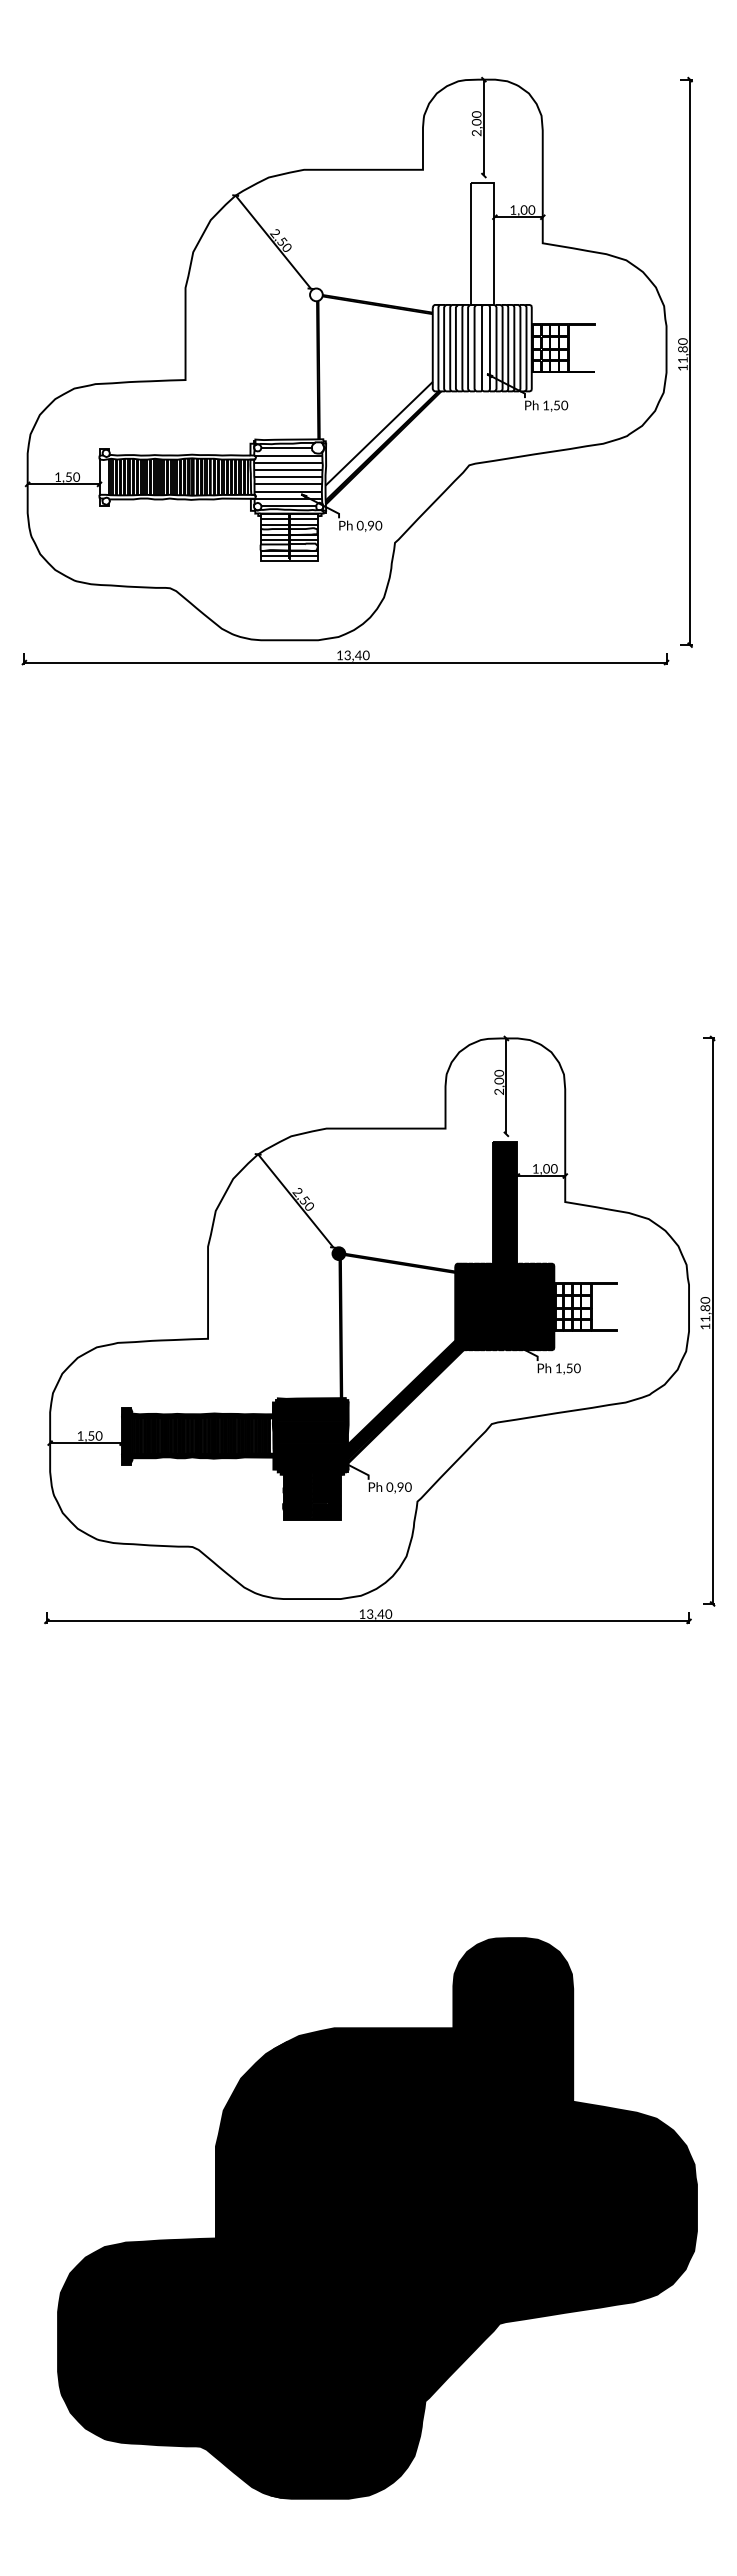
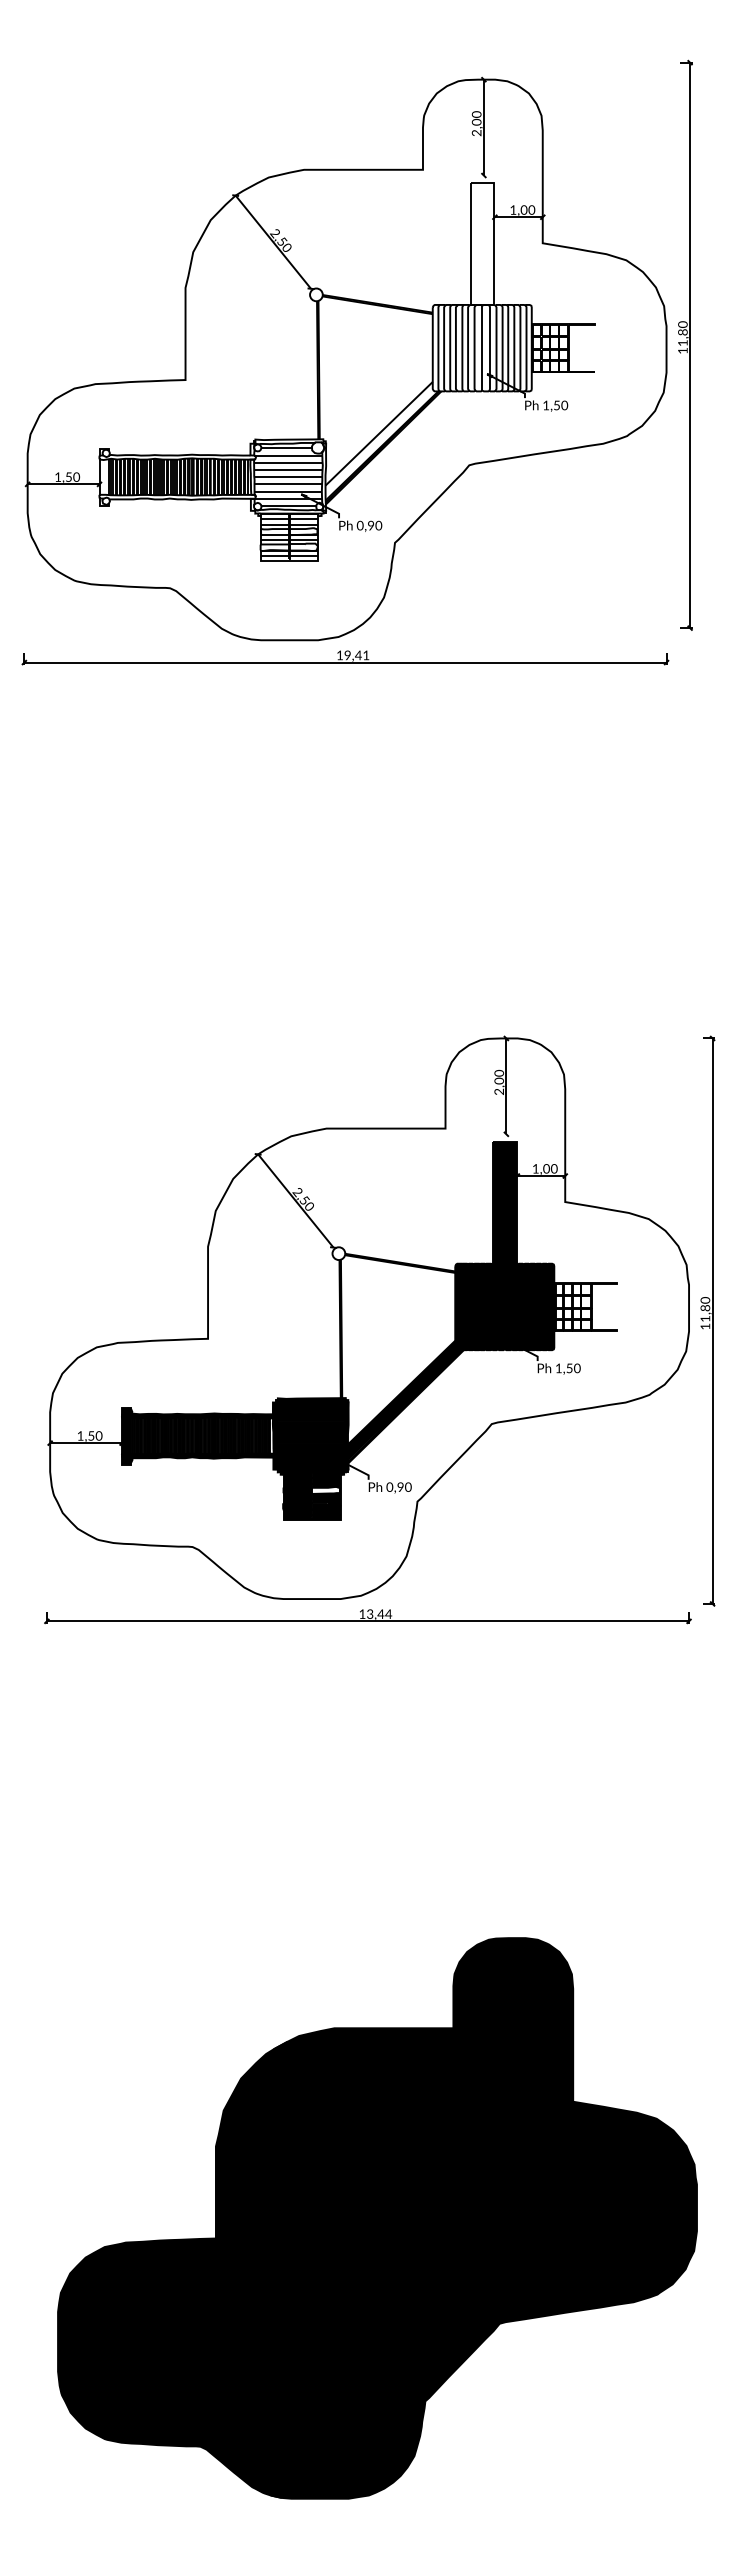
part position: (685, 361) -> (685, 344) (685, 344)
text: 13,40 -> 19,41 (356, 655)
fill: present -> none (338, 1253)
fill: present -> none (325, 1490)
text: 13,40 -> 13,44 (388, 1613)
